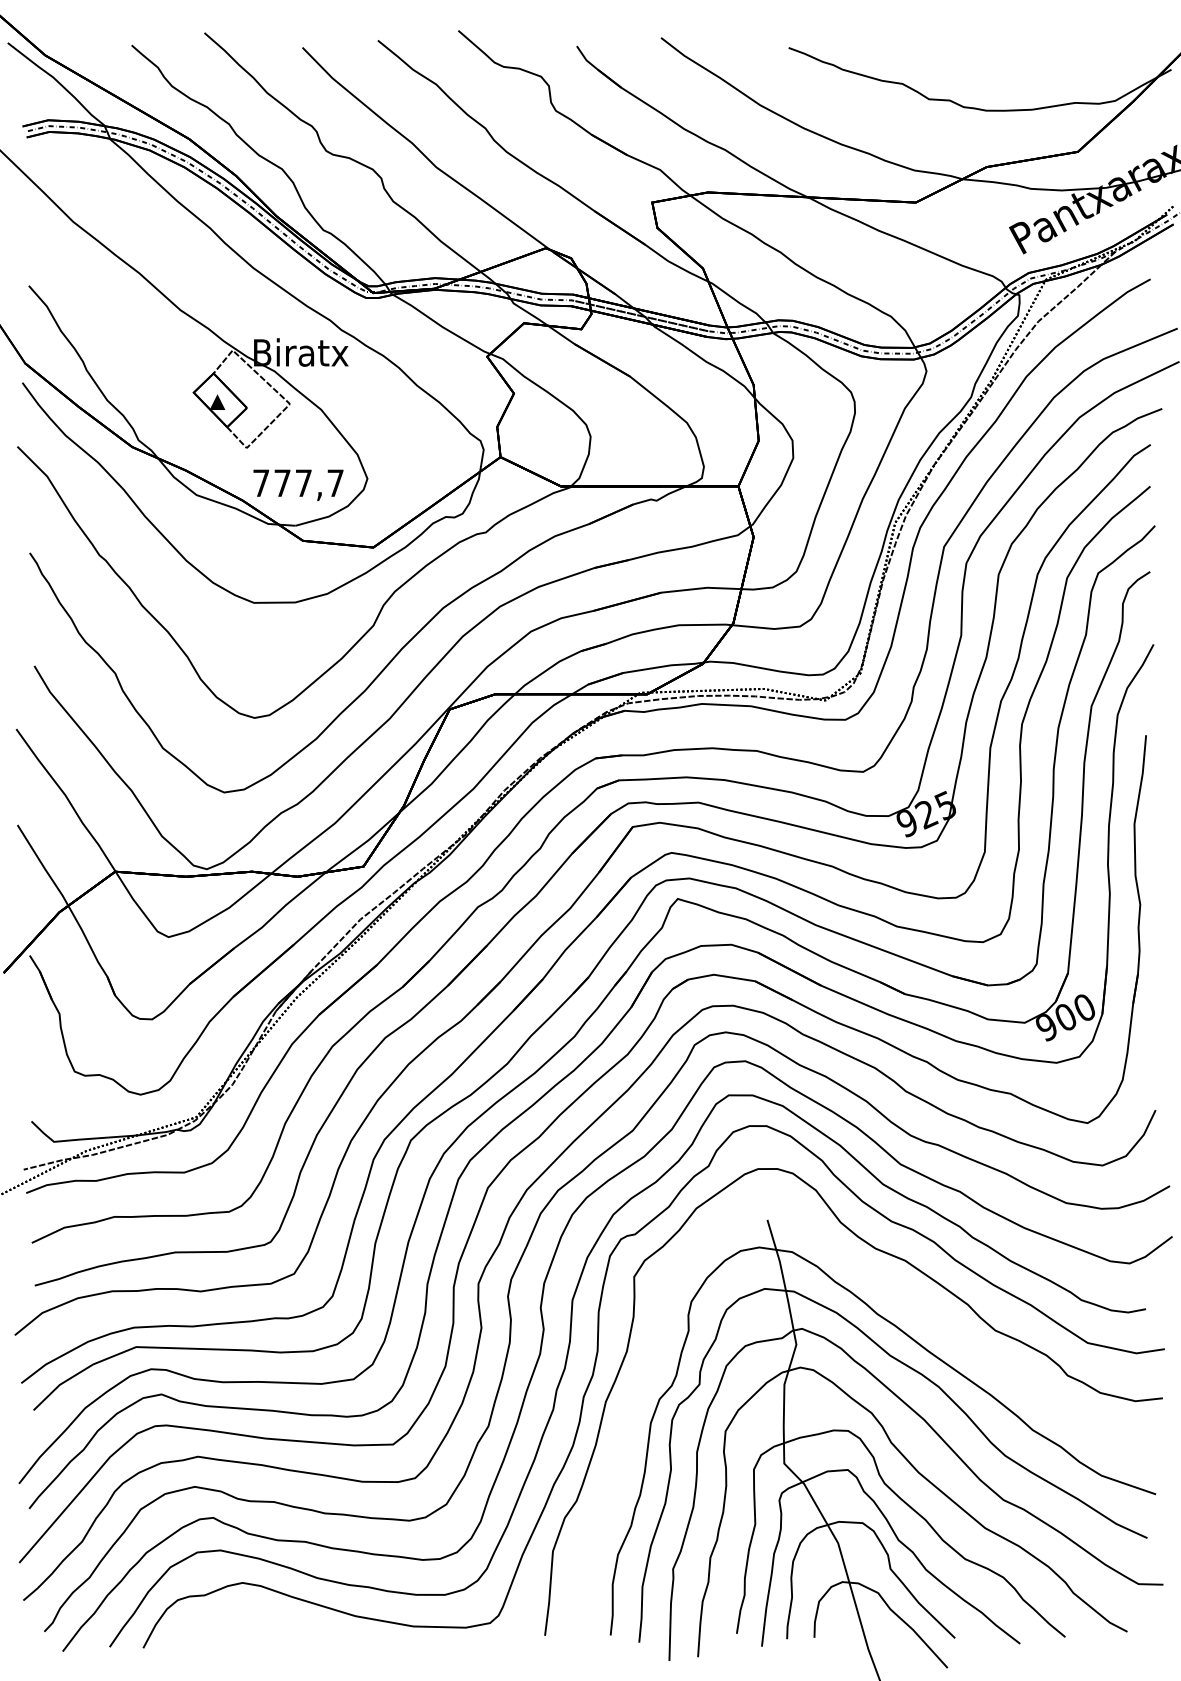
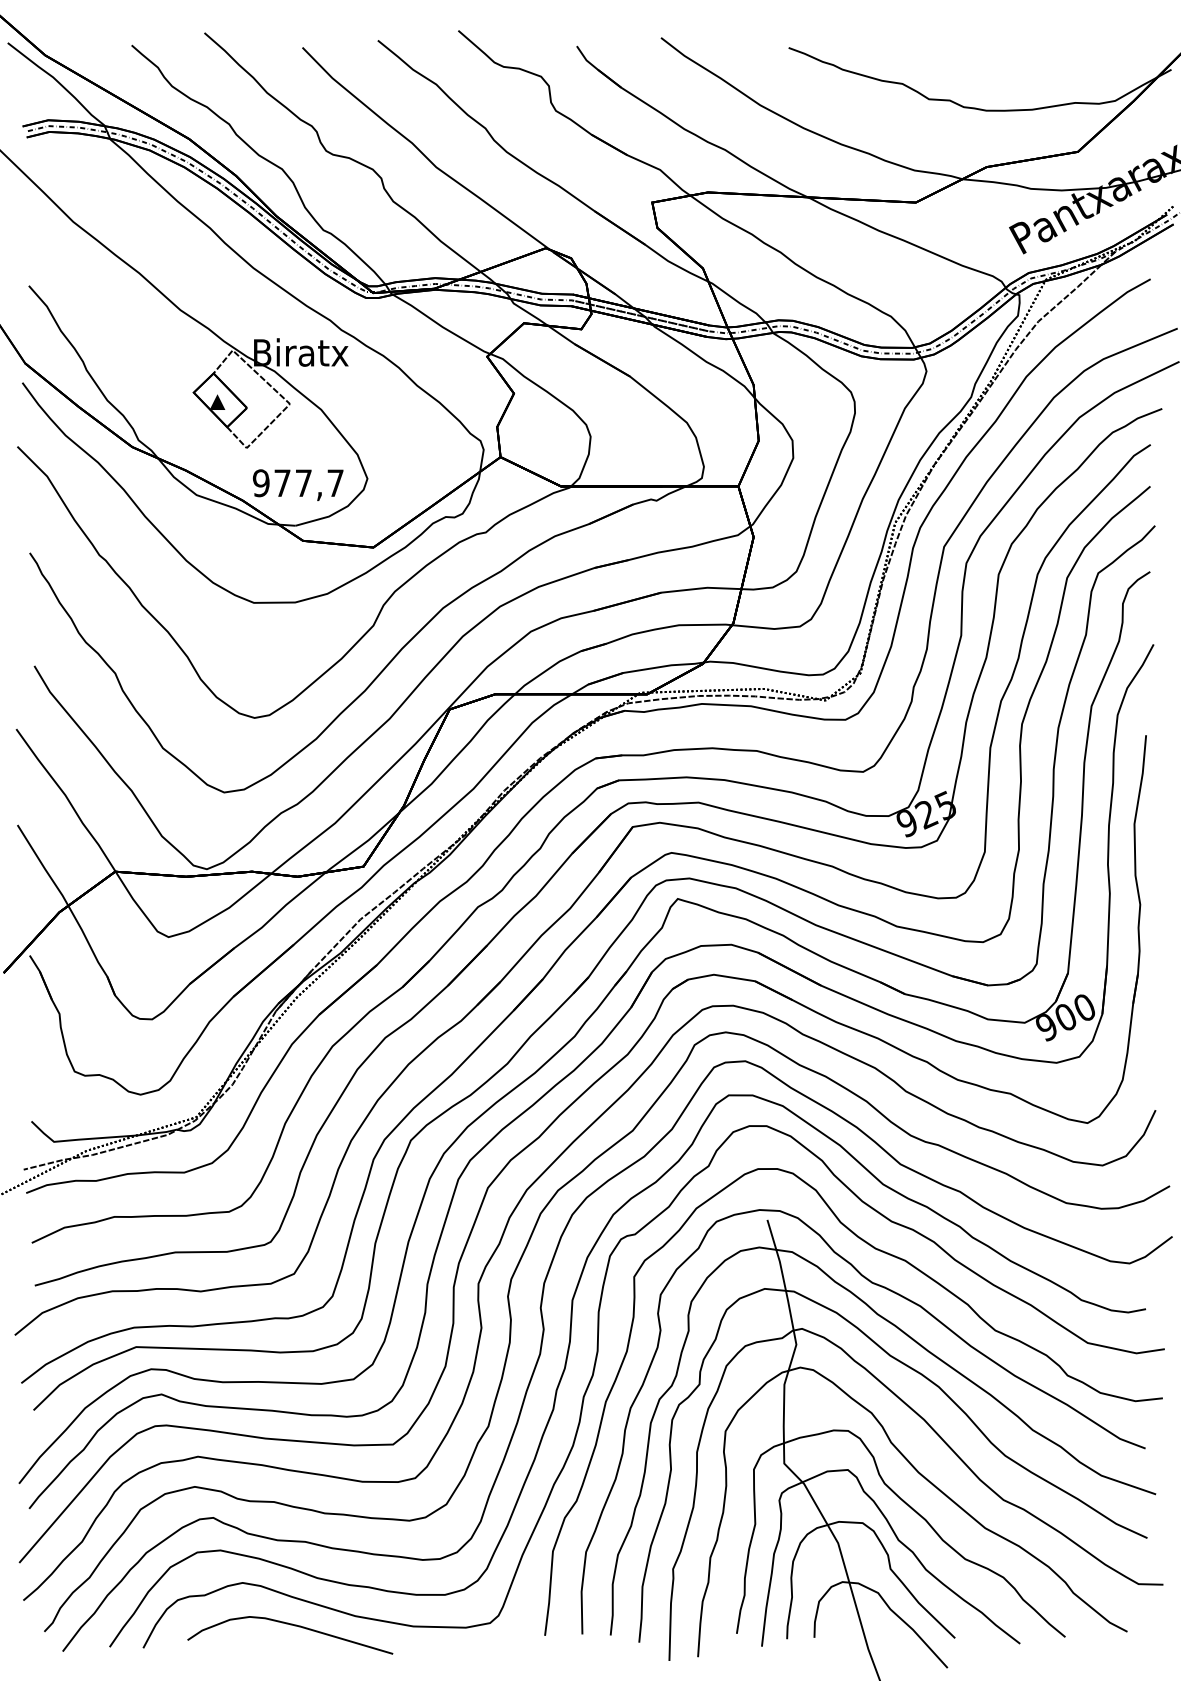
text: 777,7 -> 977,7 (260, 483)
curve: none -> present (941, 1324)
curve: none -> present (294, 1626)
